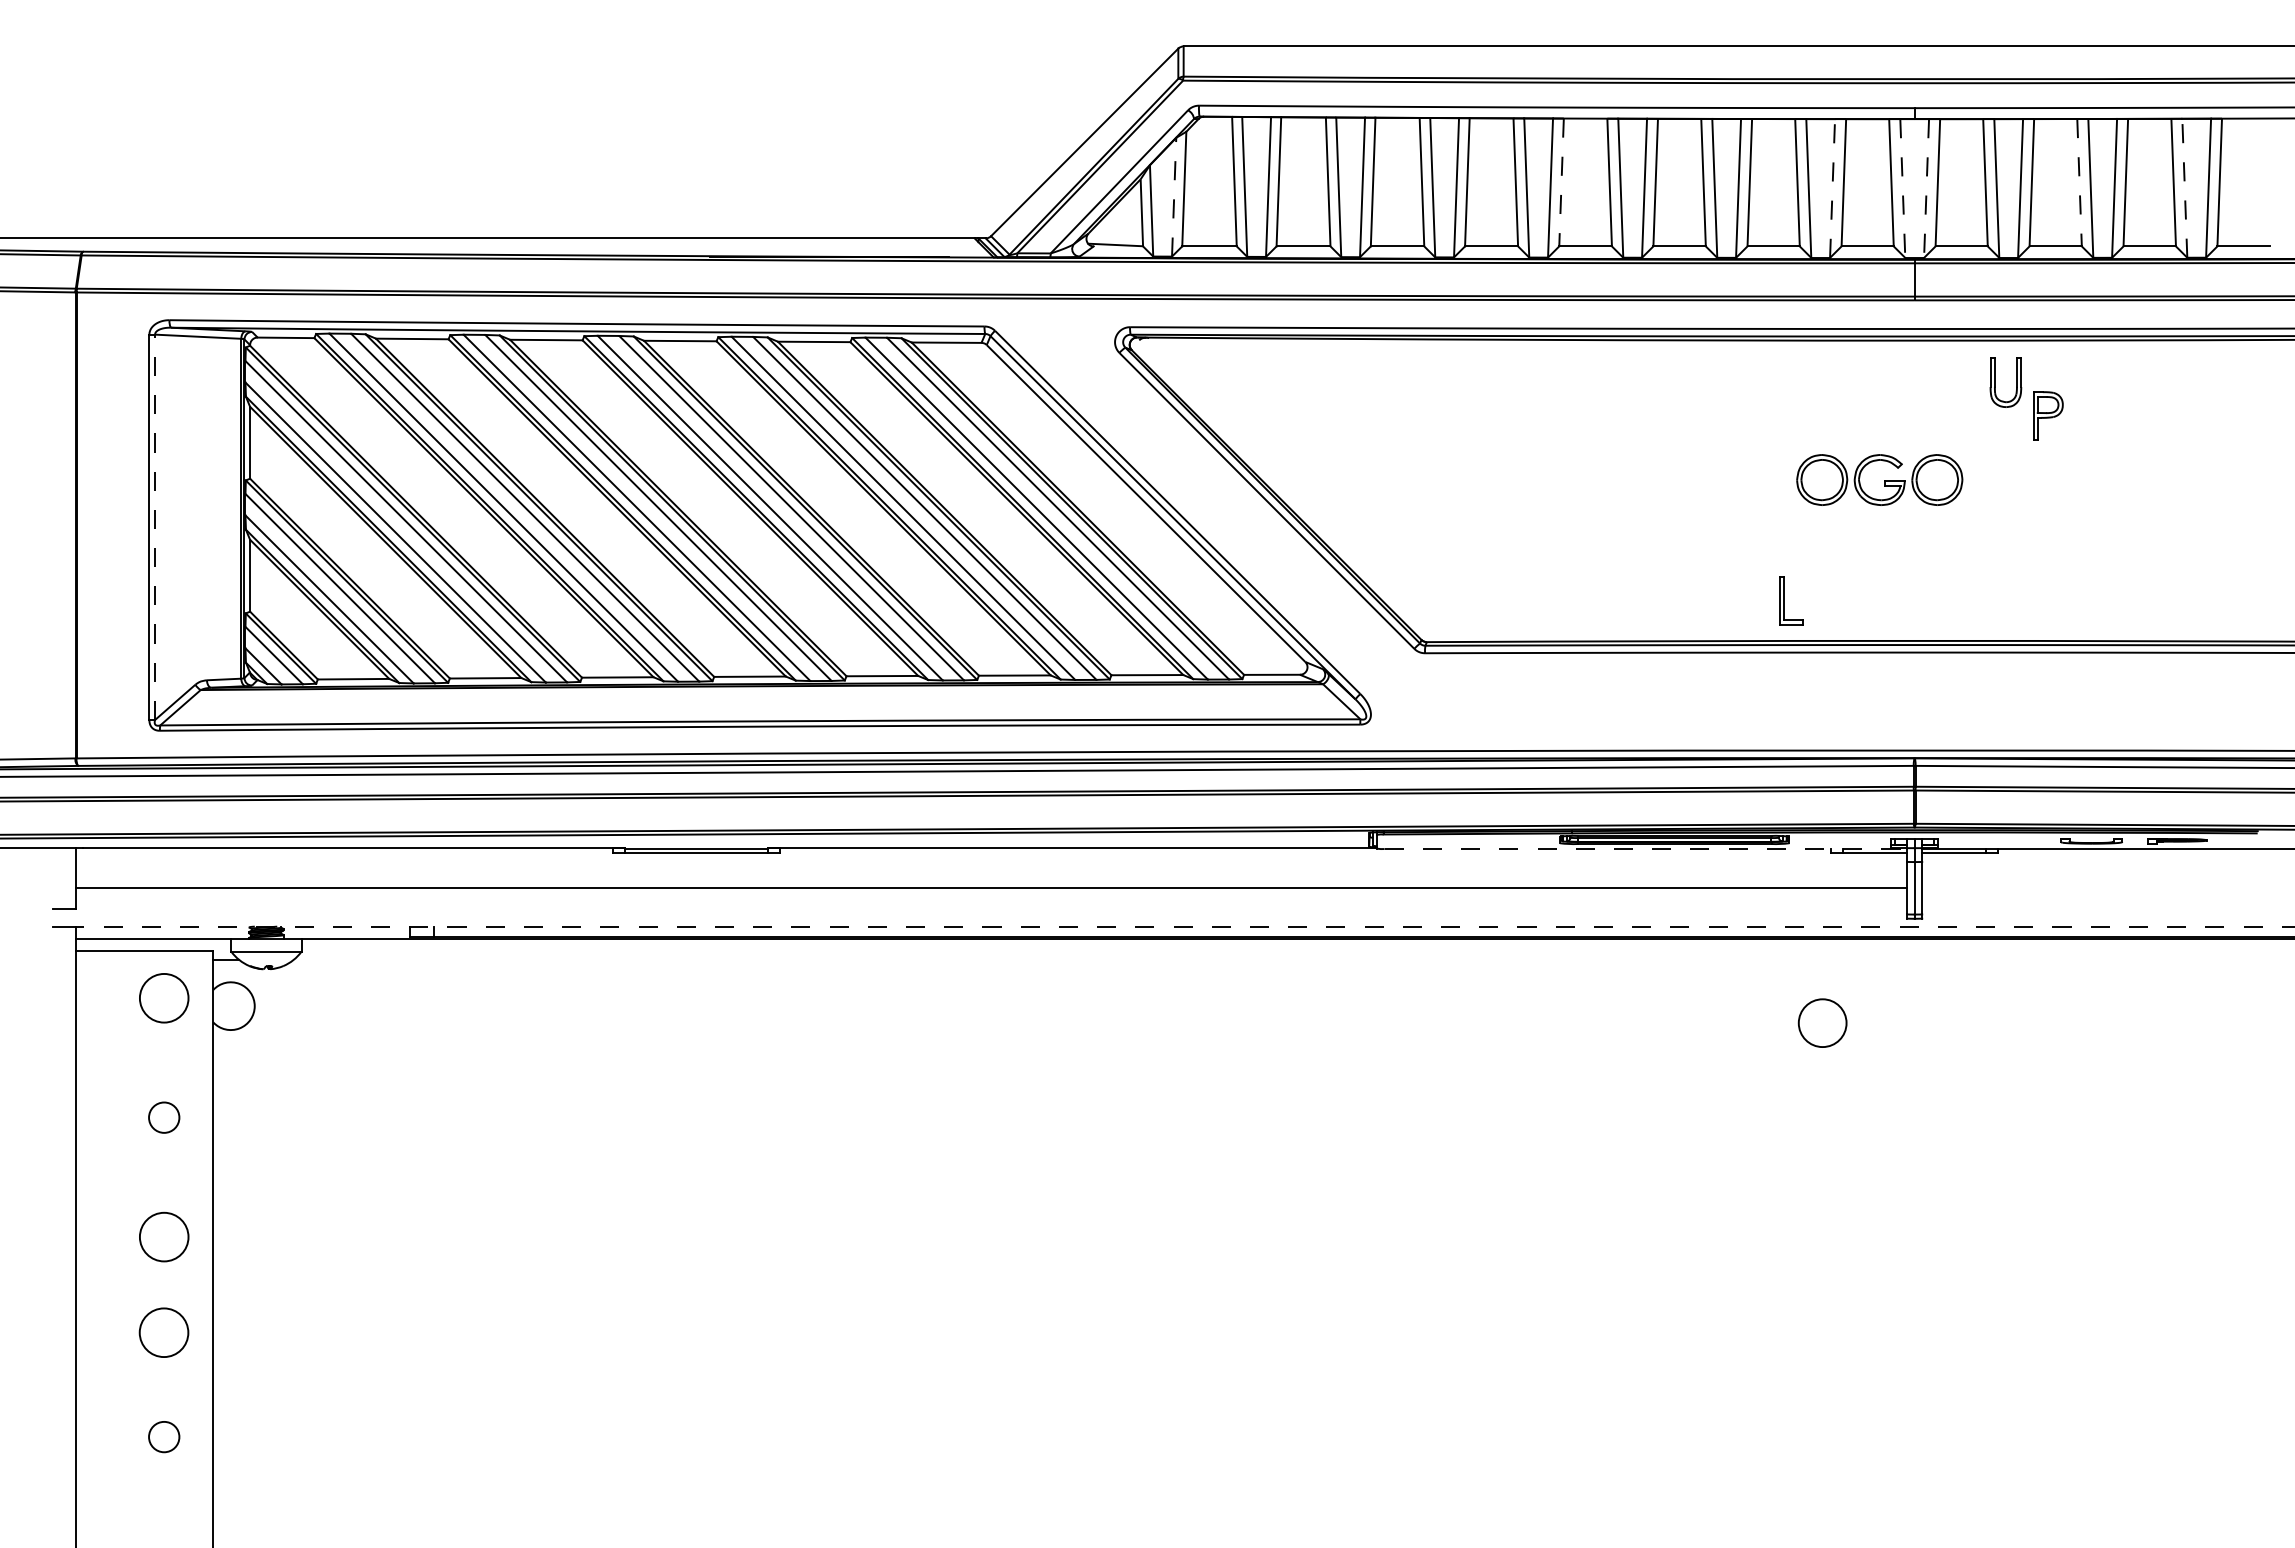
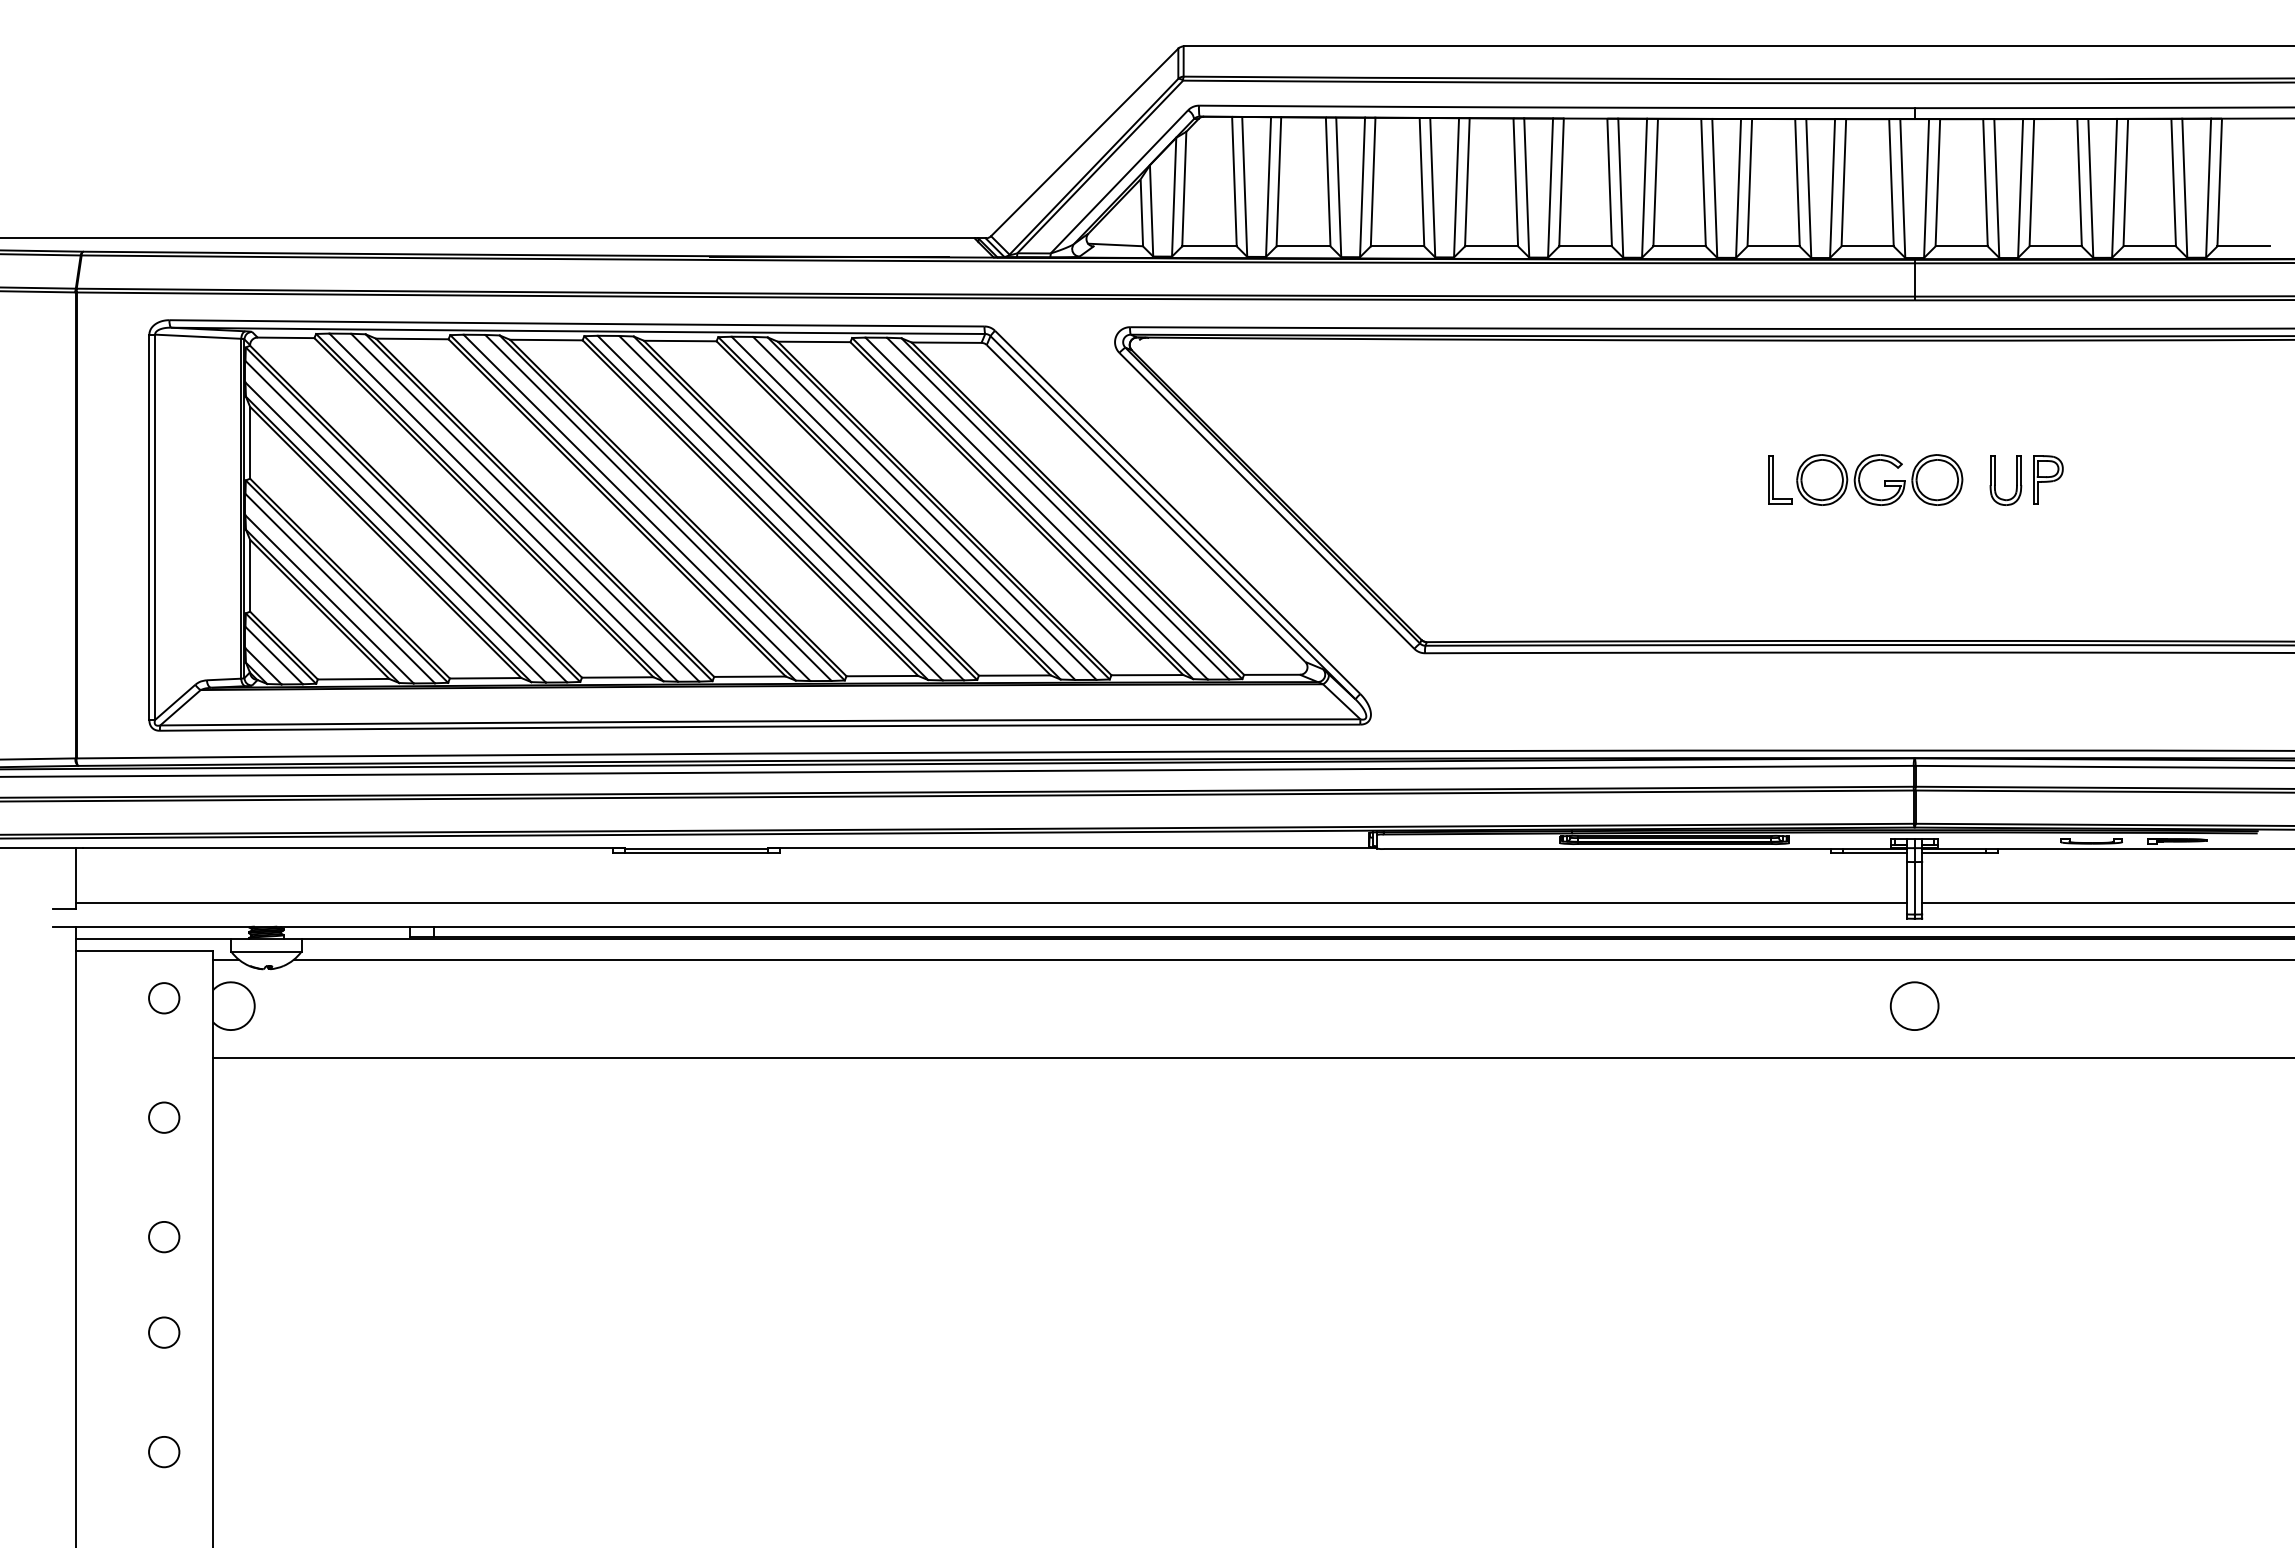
line: dashed -> solid (1561, 182)
line: dashed -> solid (2079, 182)
line: dashed -> solid (1832, 188)
line: dashed -> solid (2184, 188)
line: dashed -> solid (1902, 189)
line: dashed -> solid (1926, 189)
line: dashed -> solid (1174, 196)
part position: (1995, 382) -> (1995, 480) (1995, 480)
part position: (2048, 415) -> (2048, 479) (2048, 479)
line: dashed -> solid (155, 527)
part position: (1784, 600) -> (1773, 479) (1773, 479)
line: dashed -> solid (1646, 849)
line position: (991, 888) -> (991, 903) (991, 903)
line: none -> present (2106, 903)
line: dashed -> solid (1185, 926)
line: none -> present (1292, 959)
circle diameter: 49 px -> 30 px (164, 998)
circle position: (1822, 1022) -> (1914, 1005) (1914, 1005)
line: none -> present (1252, 1057)
circle diameter: 49 px -> 30 px (164, 1236)
circle size: 52x51 px -> 33x33 px (164, 1332)
circle position: (164, 1437) -> (164, 1452) (164, 1452)
